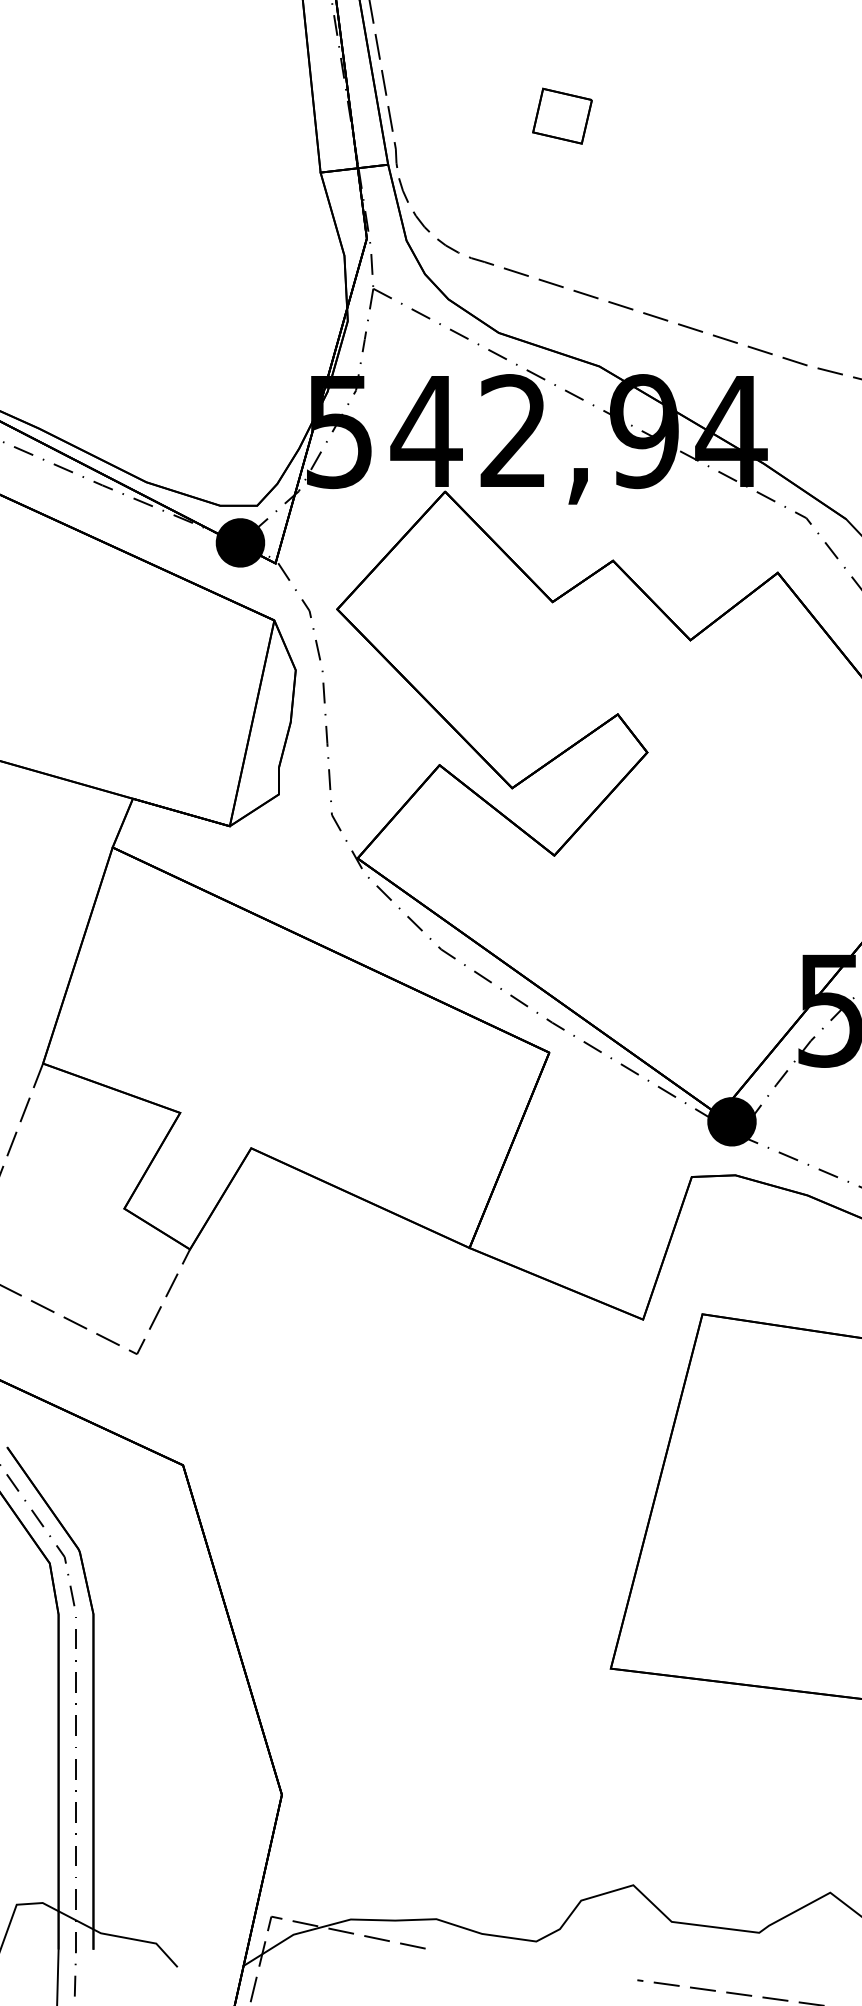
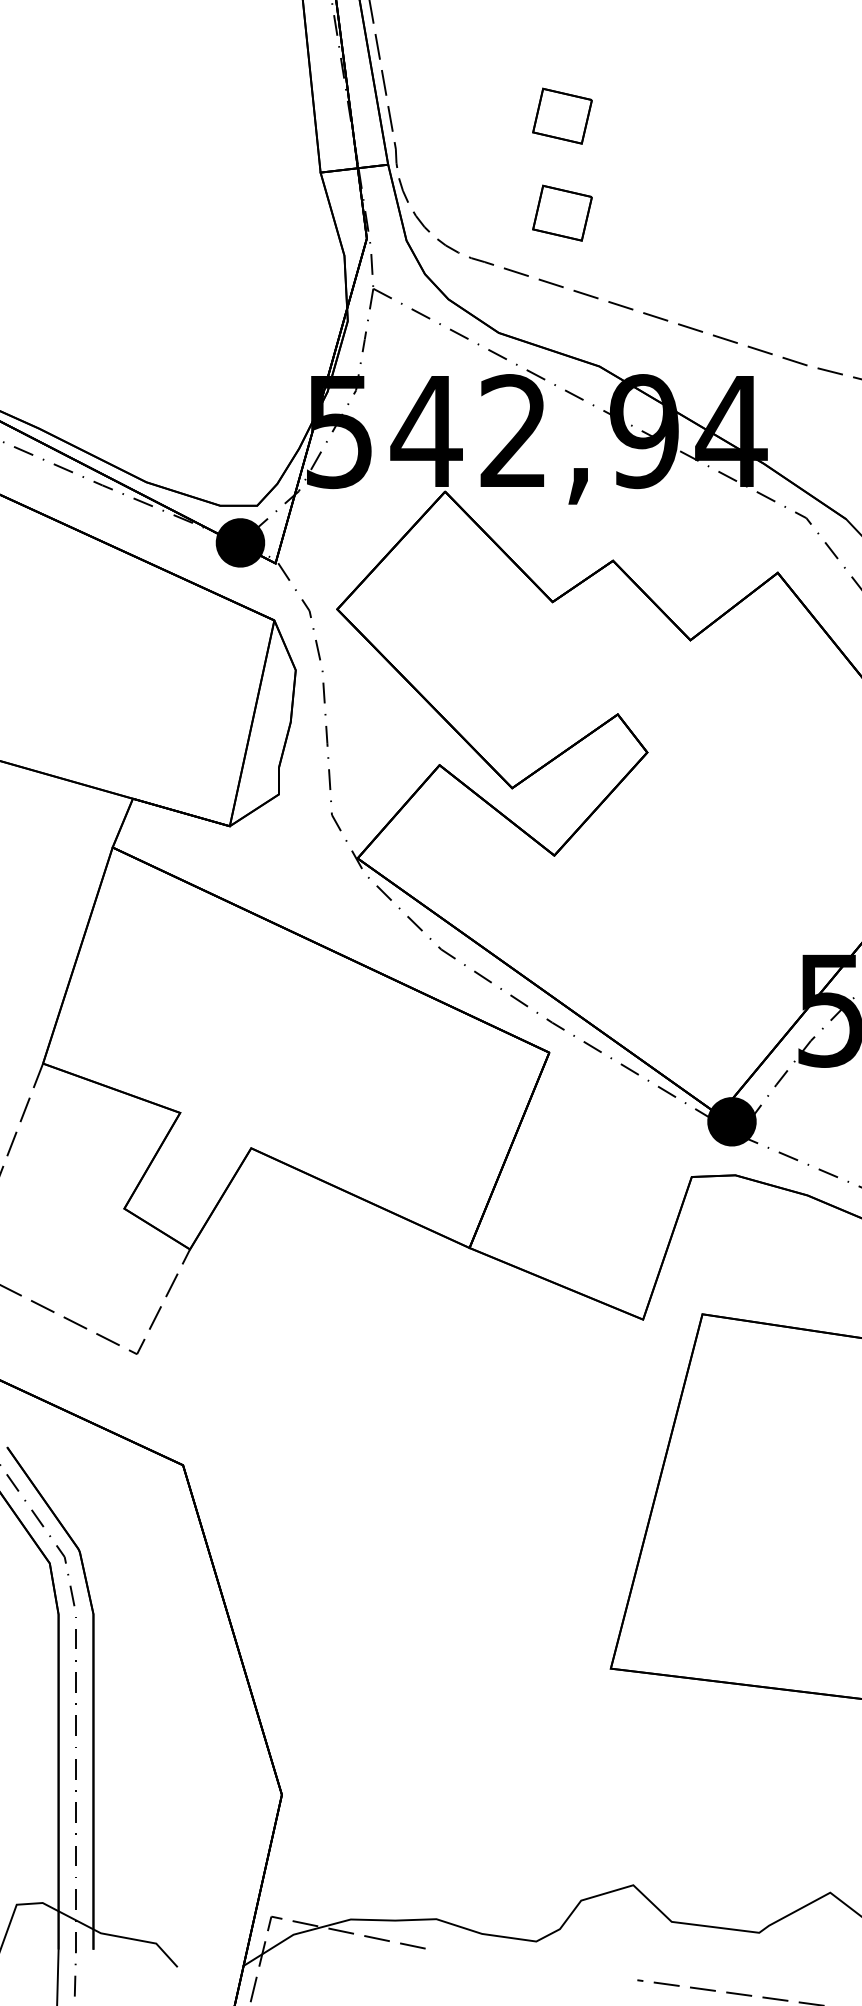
part: none -> present (562, 212)
